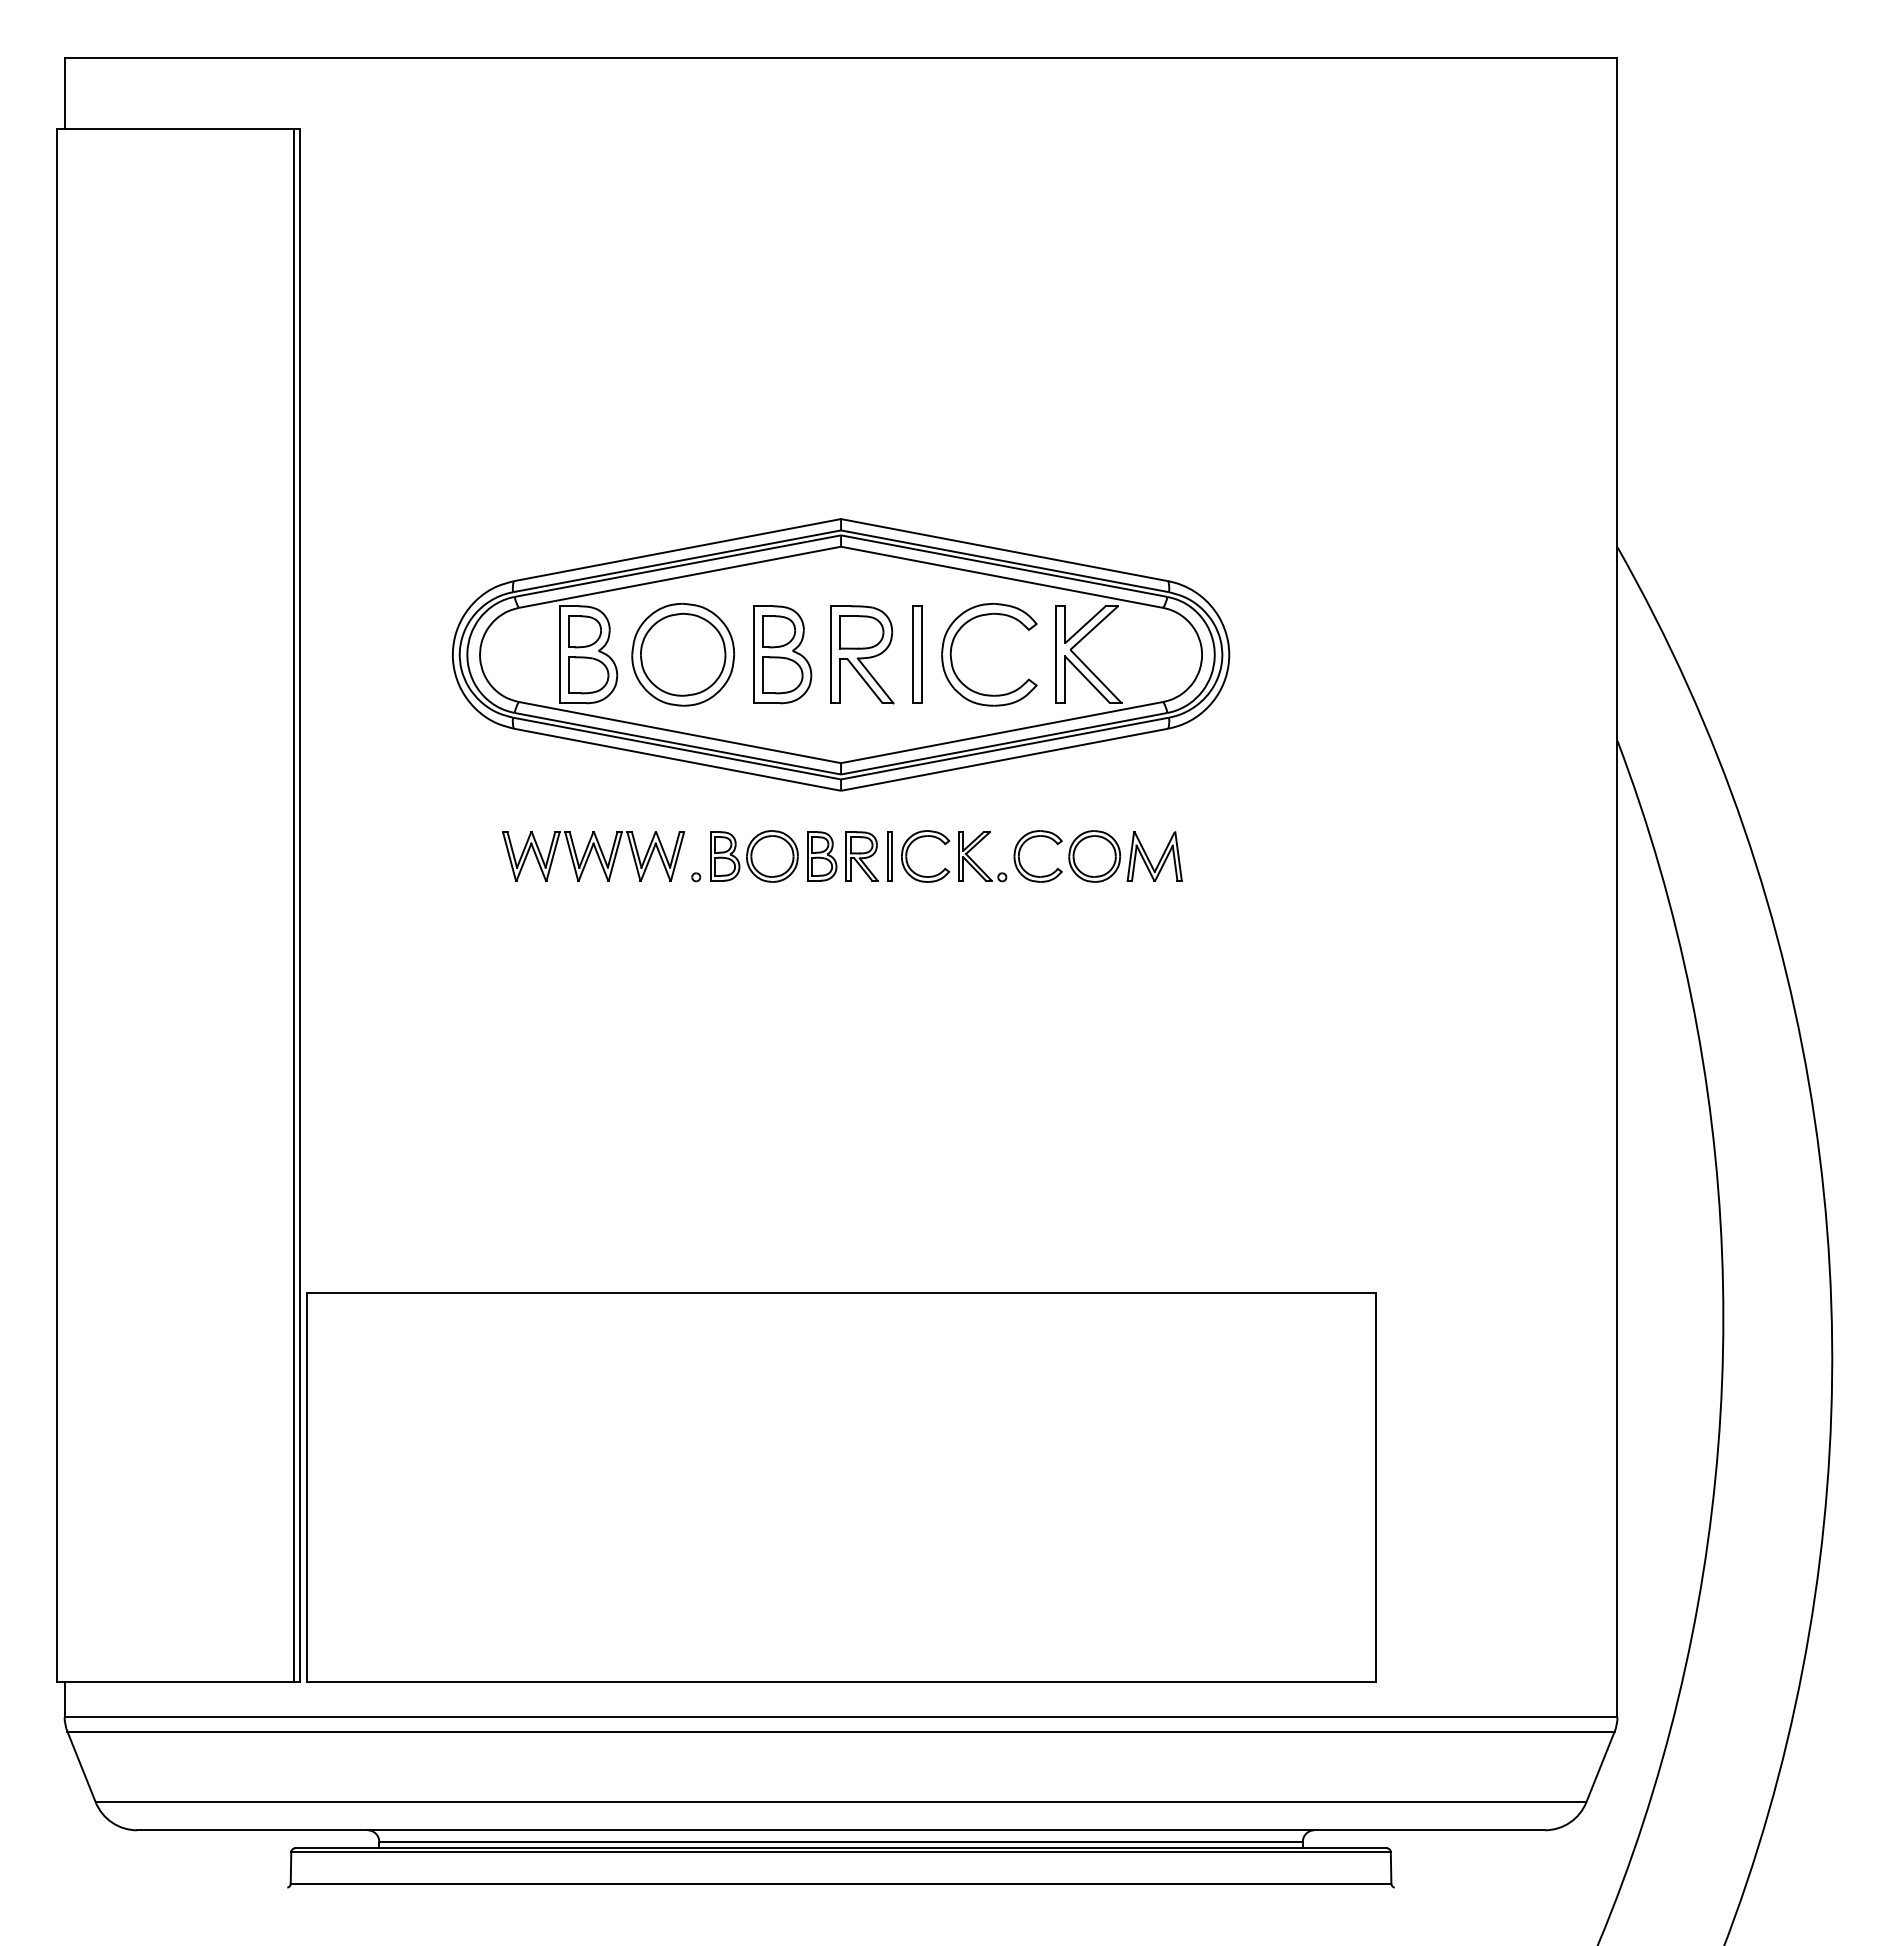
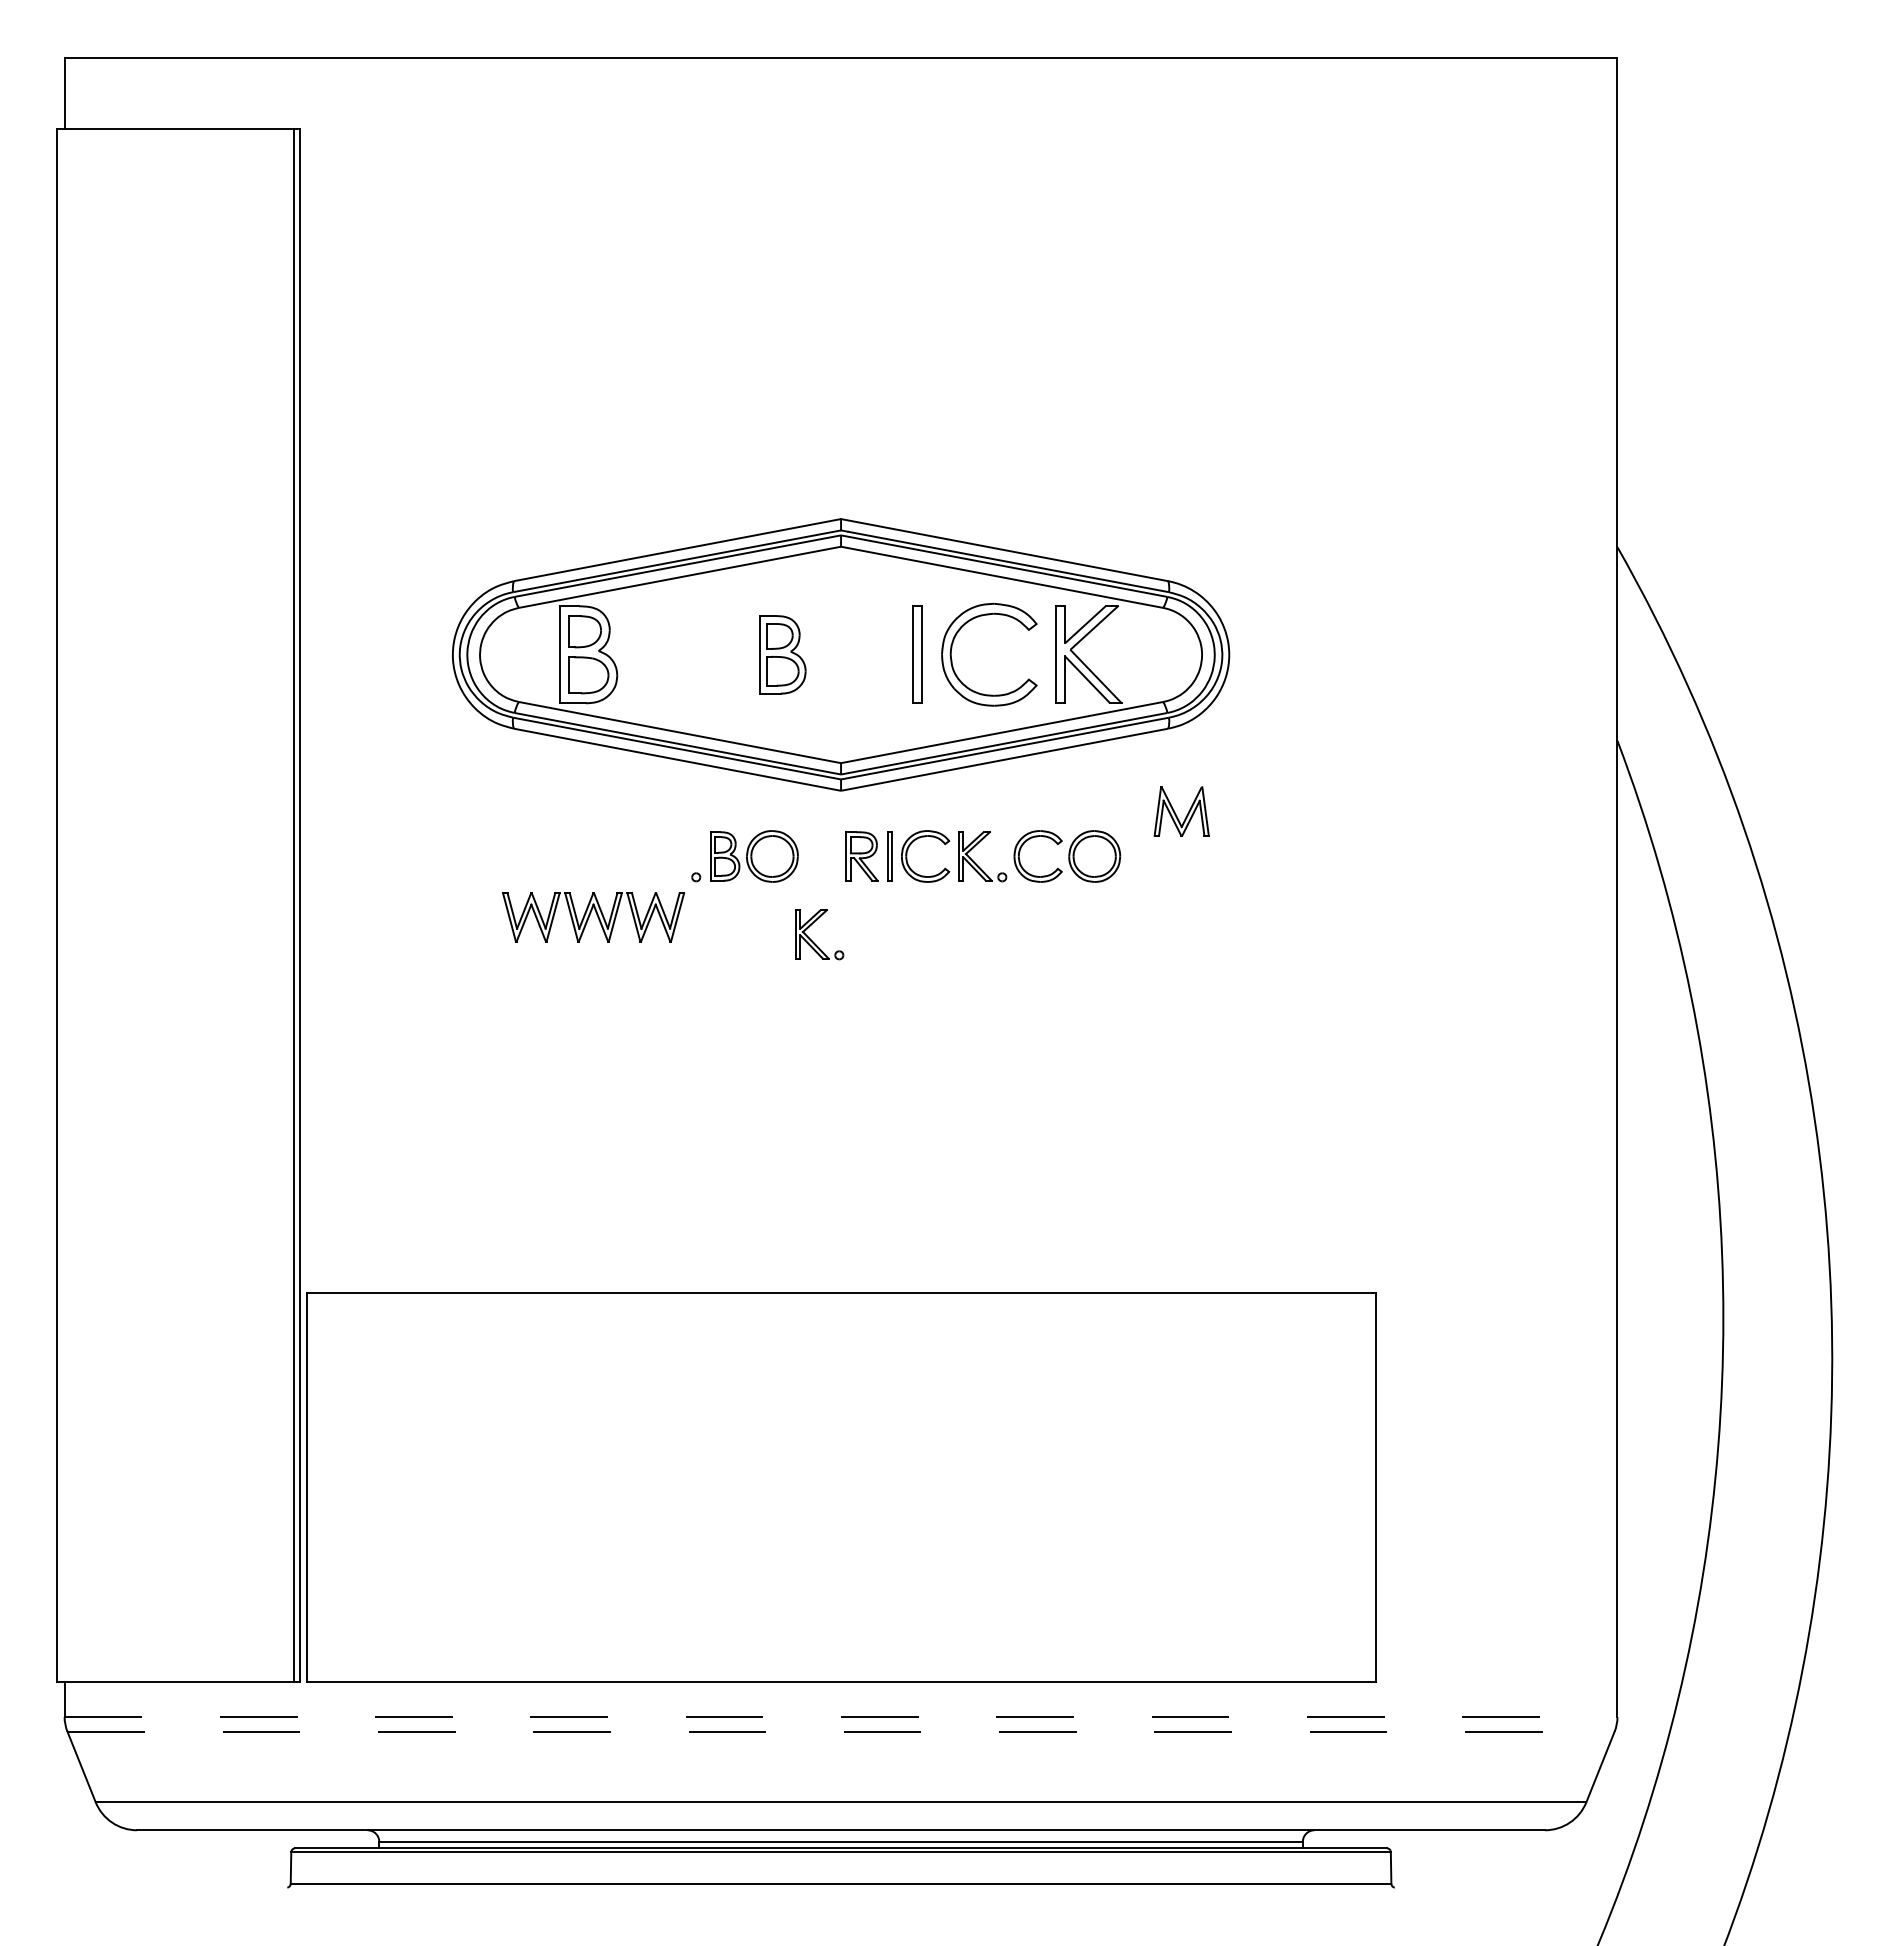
part: present -> none (683, 654)
part size: 60x100 px -> 48x80 px (782, 654)
part: present -> none (862, 654)
part position: (593, 856) -> (593, 917) (593, 917)
part: present -> none (822, 856)
part position: (1154, 856) -> (1181, 811) (1181, 811)
part: none -> present (812, 940)
line: solid -> dashed (841, 1717)
line: solid -> dashed (841, 1731)
